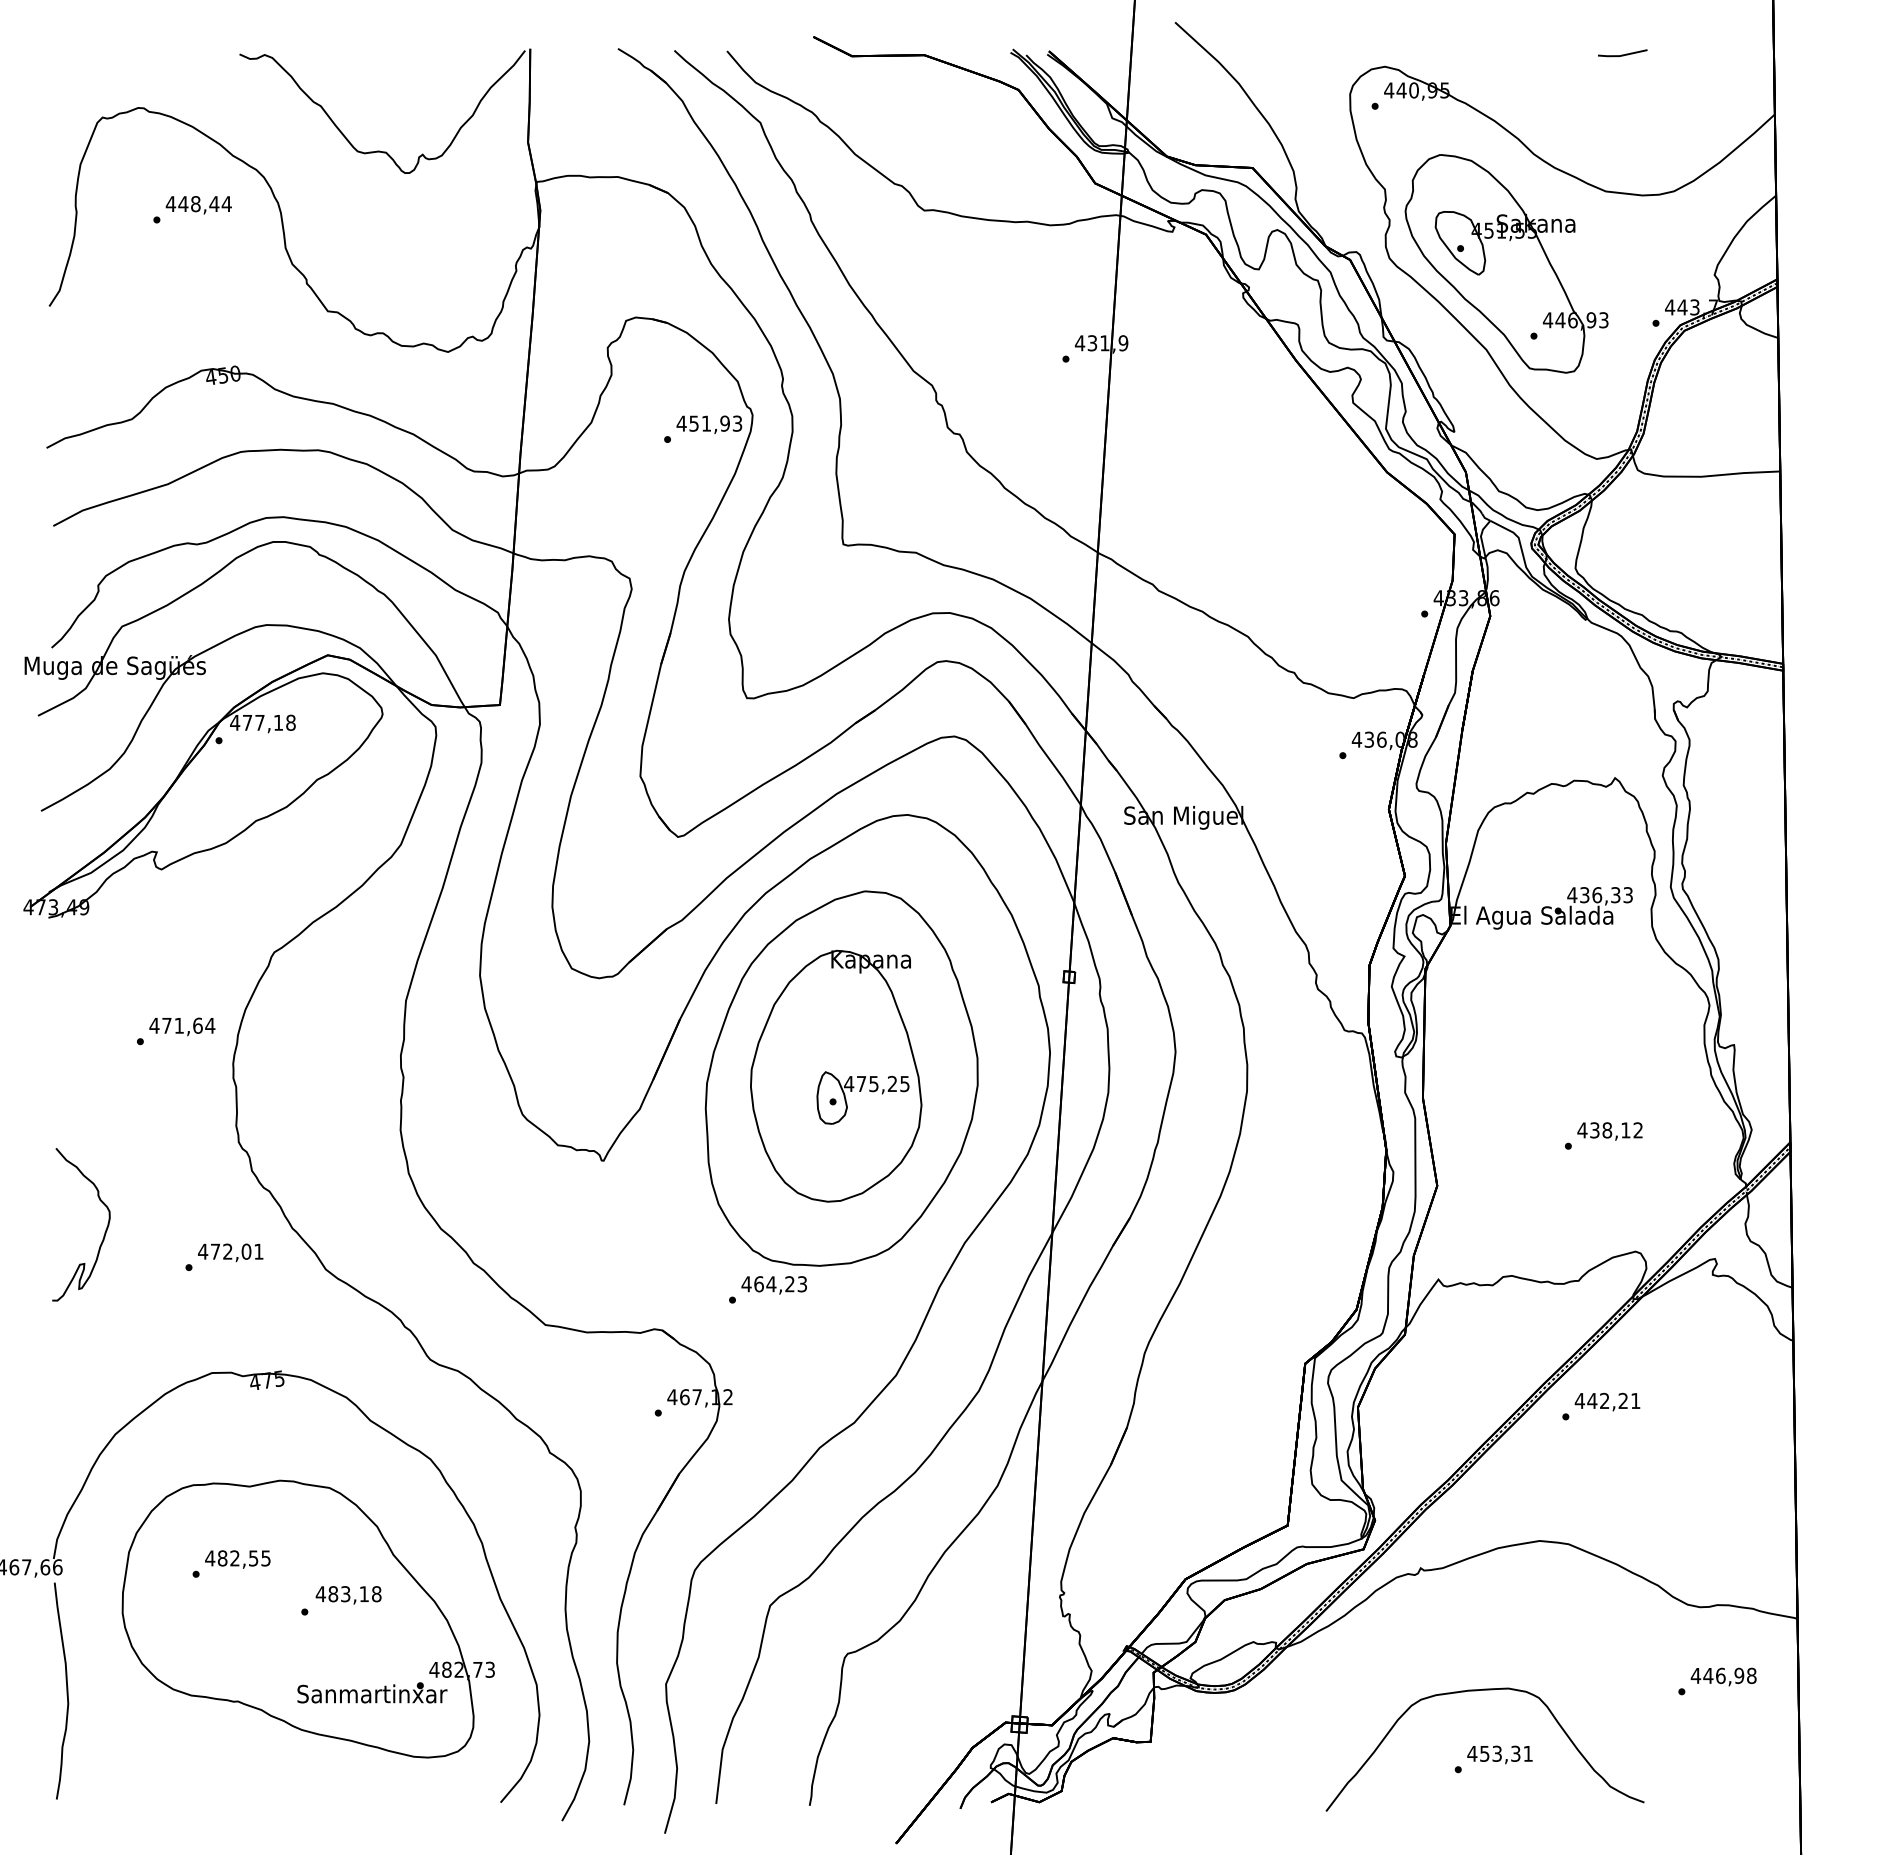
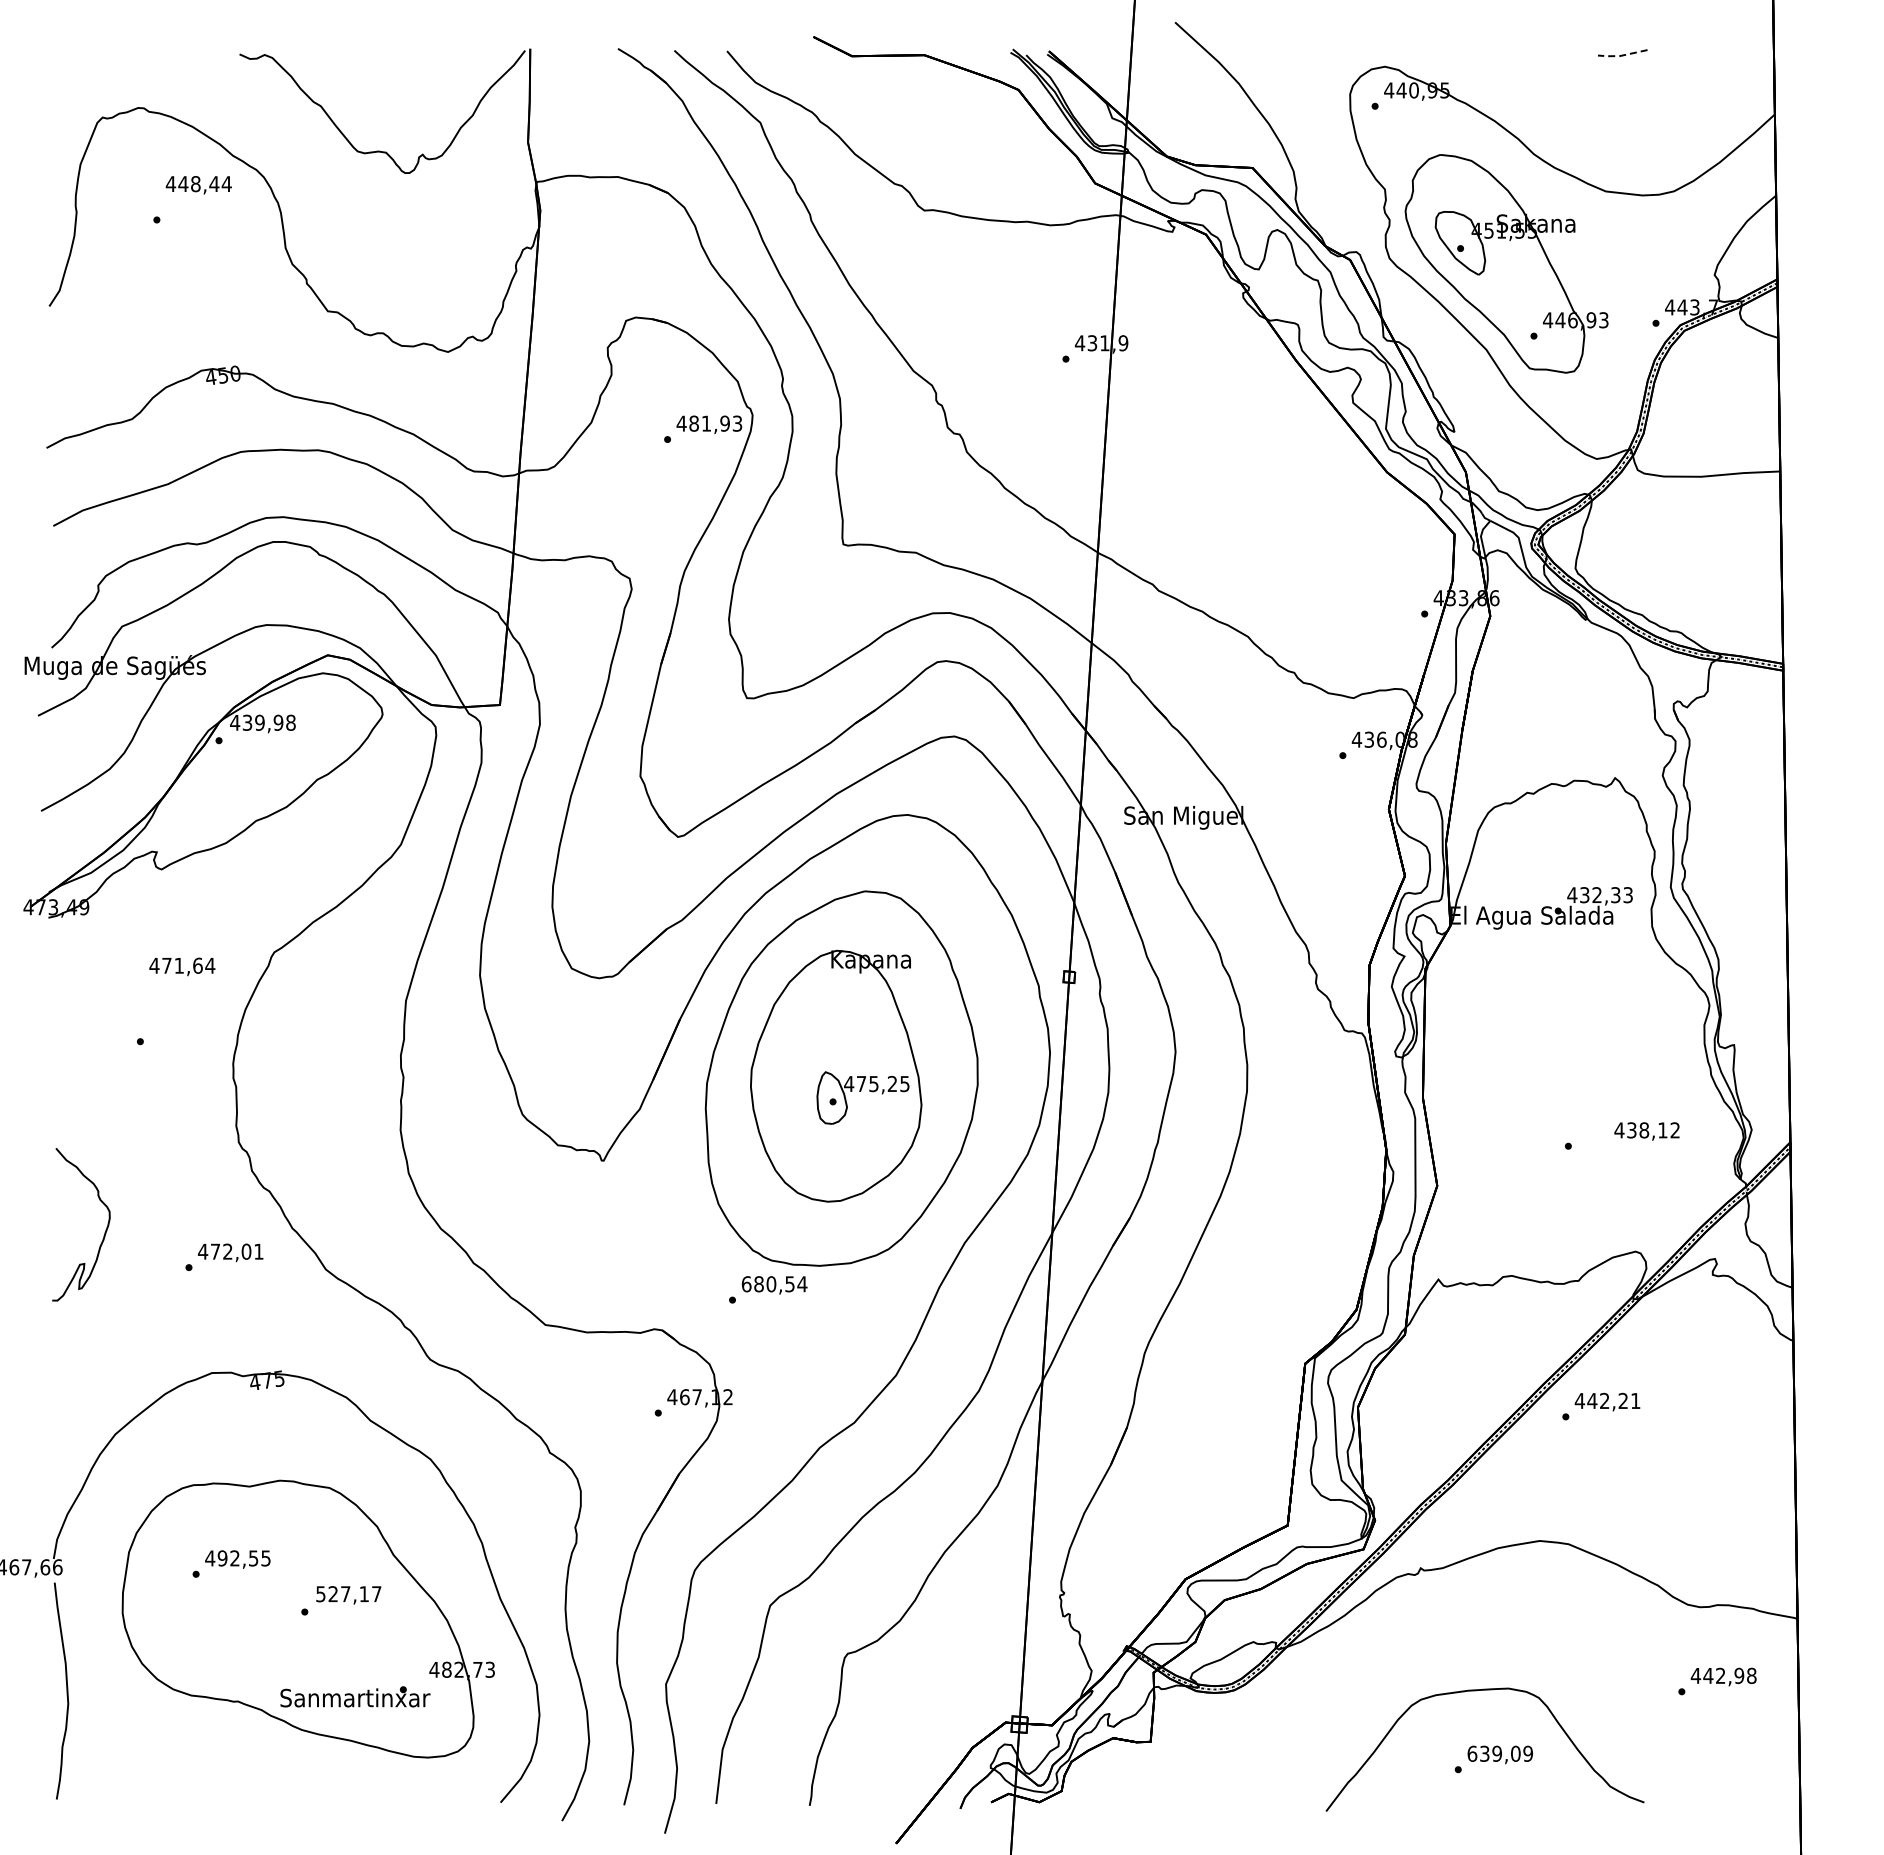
line: solid -> dashed (1621, 55)
text position: (198, 205) -> (198, 185) (198, 185)
text: 451,93 -> 481,93 (693, 423)
text: 477,18 -> 439,98 (262, 722)
text: 436,33 -> 432,33 (1597, 895)
text position: (182, 1026) -> (182, 966) (182, 966)
text position: (1609, 1131) -> (1646, 1131) (1646, 1131)
text: 464,23 -> 680,54 (774, 1284)
text: 482,55 -> 492,55 (222, 1558)
text: 483,18 -> 527,17 (348, 1594)
text: 446,98 -> 442,98 (1720, 1675)
text position: (372, 1692) -> (355, 1696) (355, 1696)
text: 453,31 -> 639,09 (1499, 1753)
